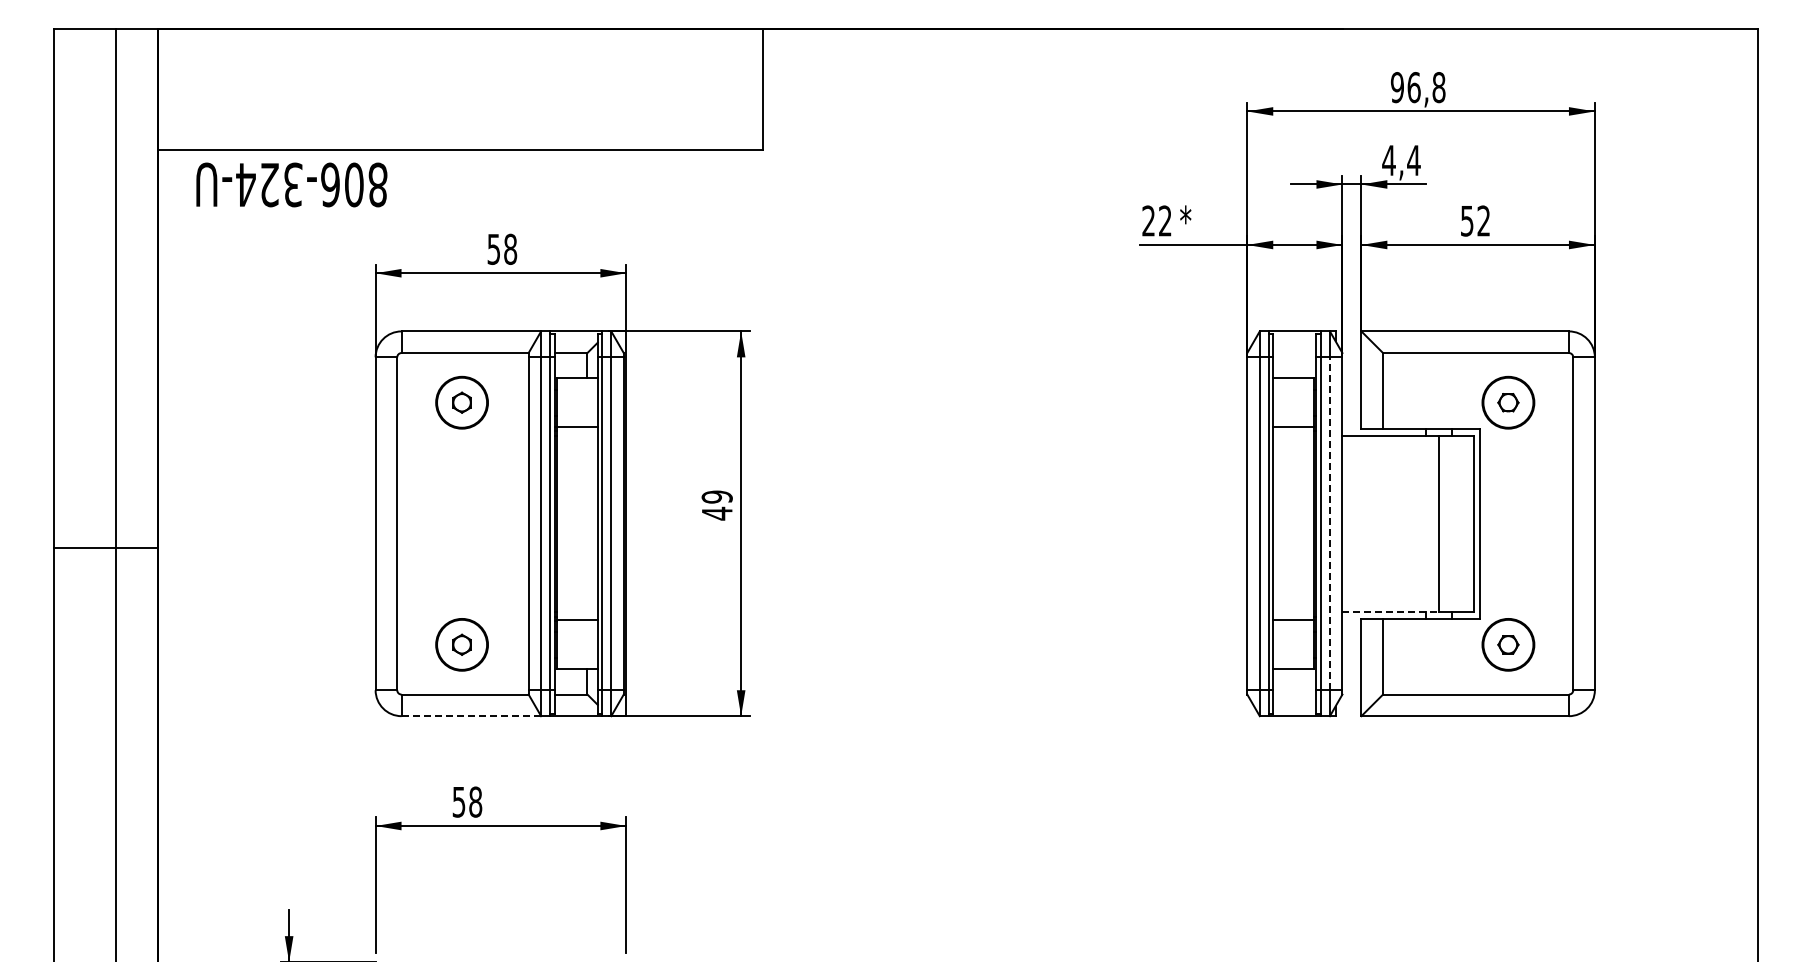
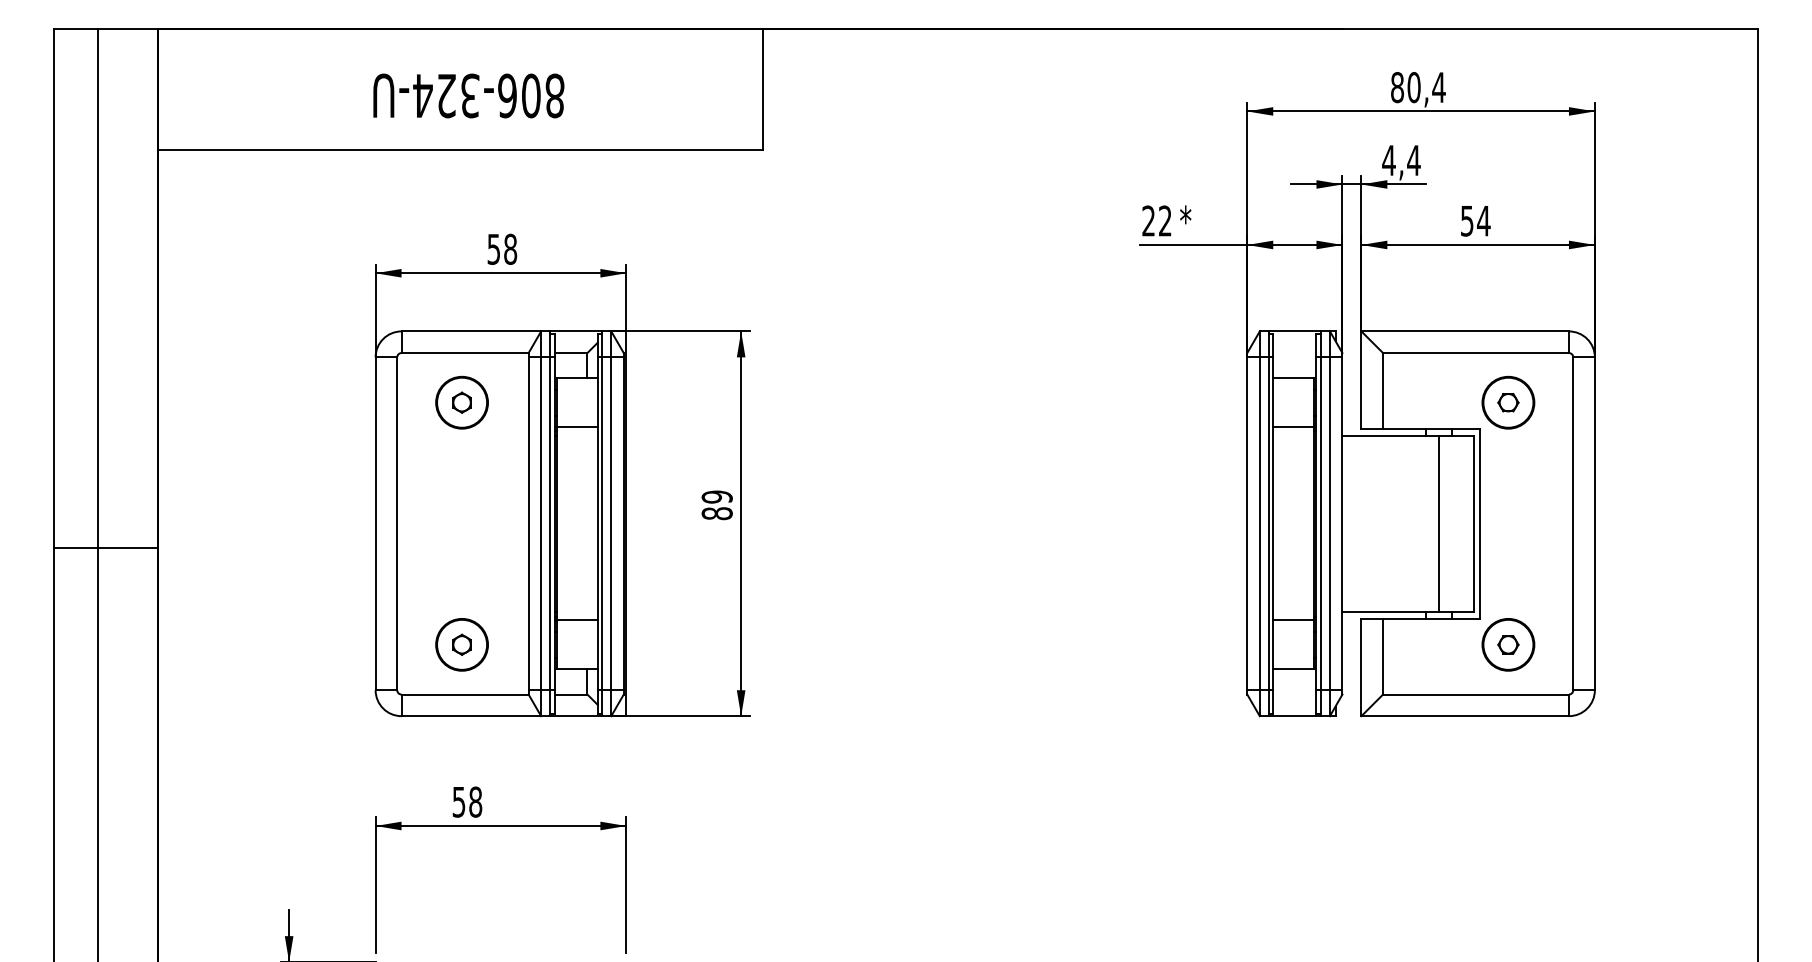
text: 96,8 -> 80,4 (1417, 87)
text position: (291, 184) -> (468, 95) (468, 95)
text: 52 -> 54 (1483, 220)
line position: (115, 493) -> (97, 493) (97, 493)
text: 49 -> 89 (716, 513)
line: dashed -> solid (1329, 523)
line: dashed -> solid (1391, 611)
line: dashed -> solid (471, 716)
